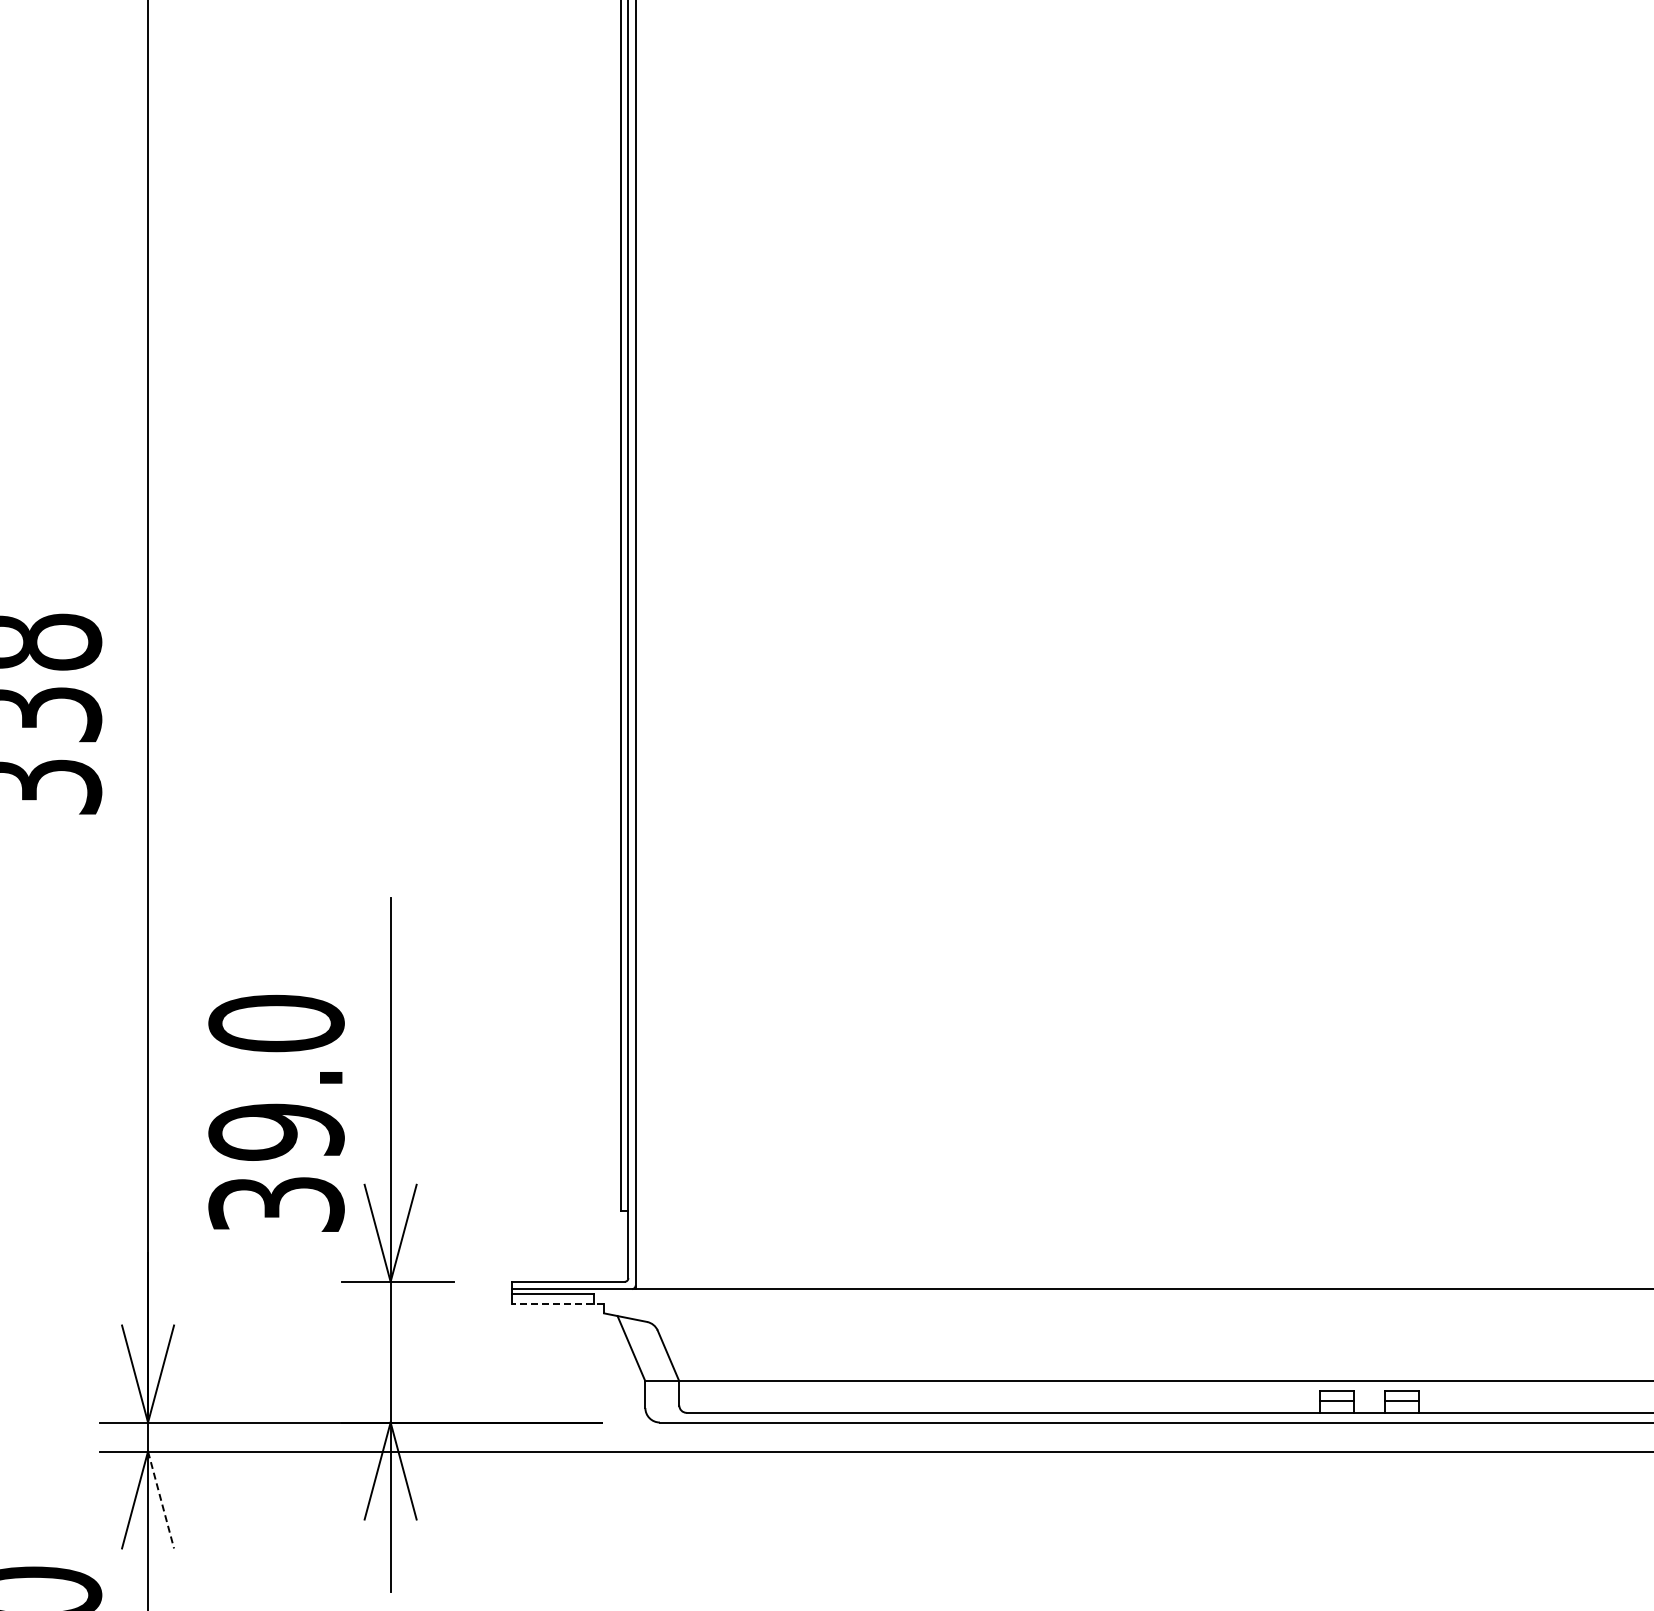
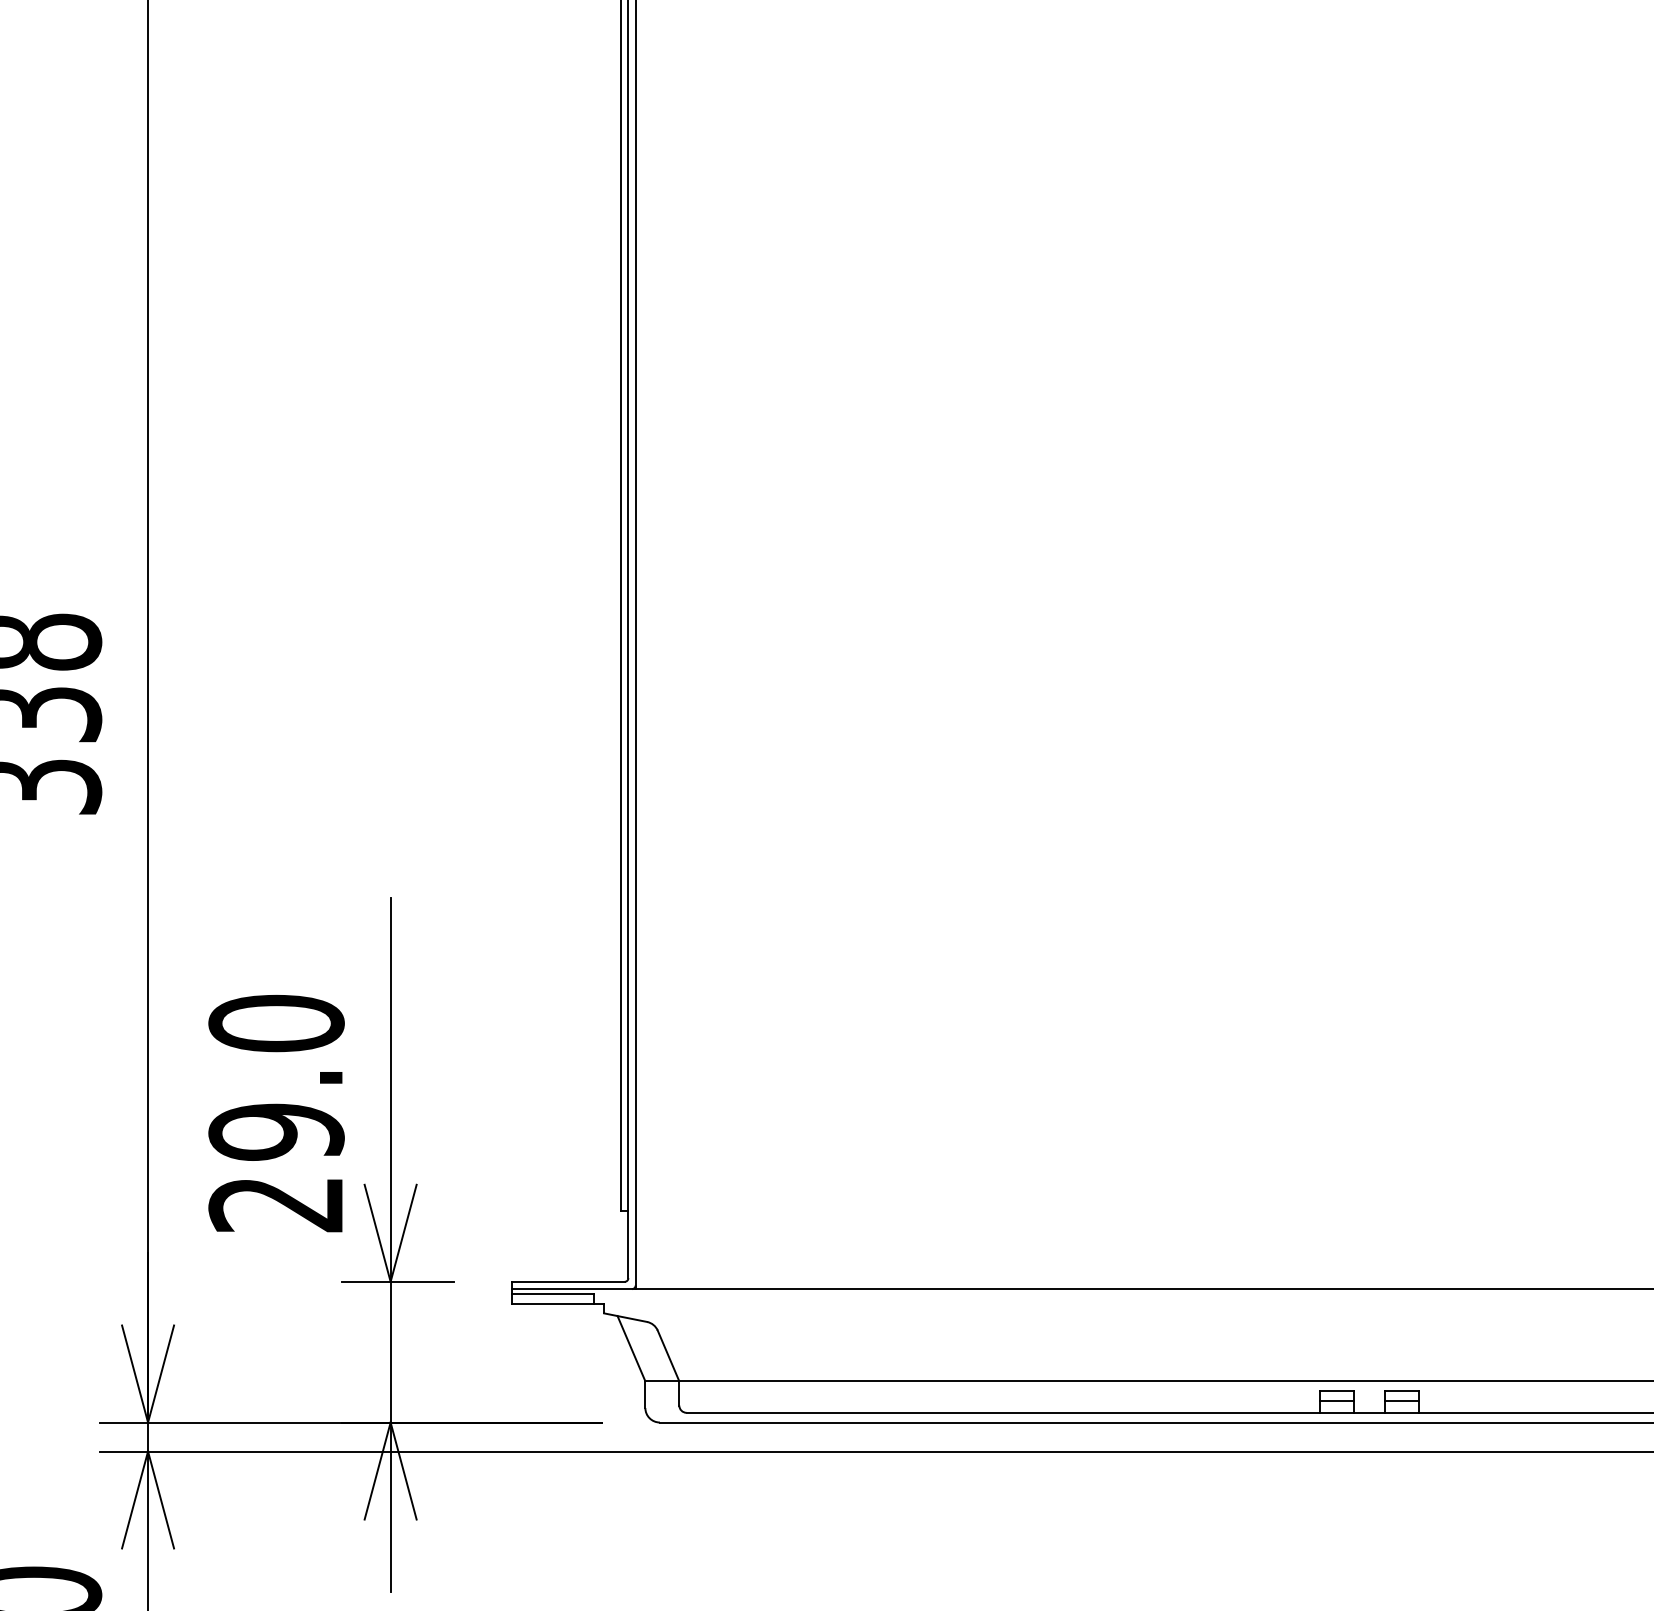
text: 39.0 -> 29.0 (276, 1204)
line: dashed -> solid (557, 1303)
line: dashed -> solid (161, 1500)
